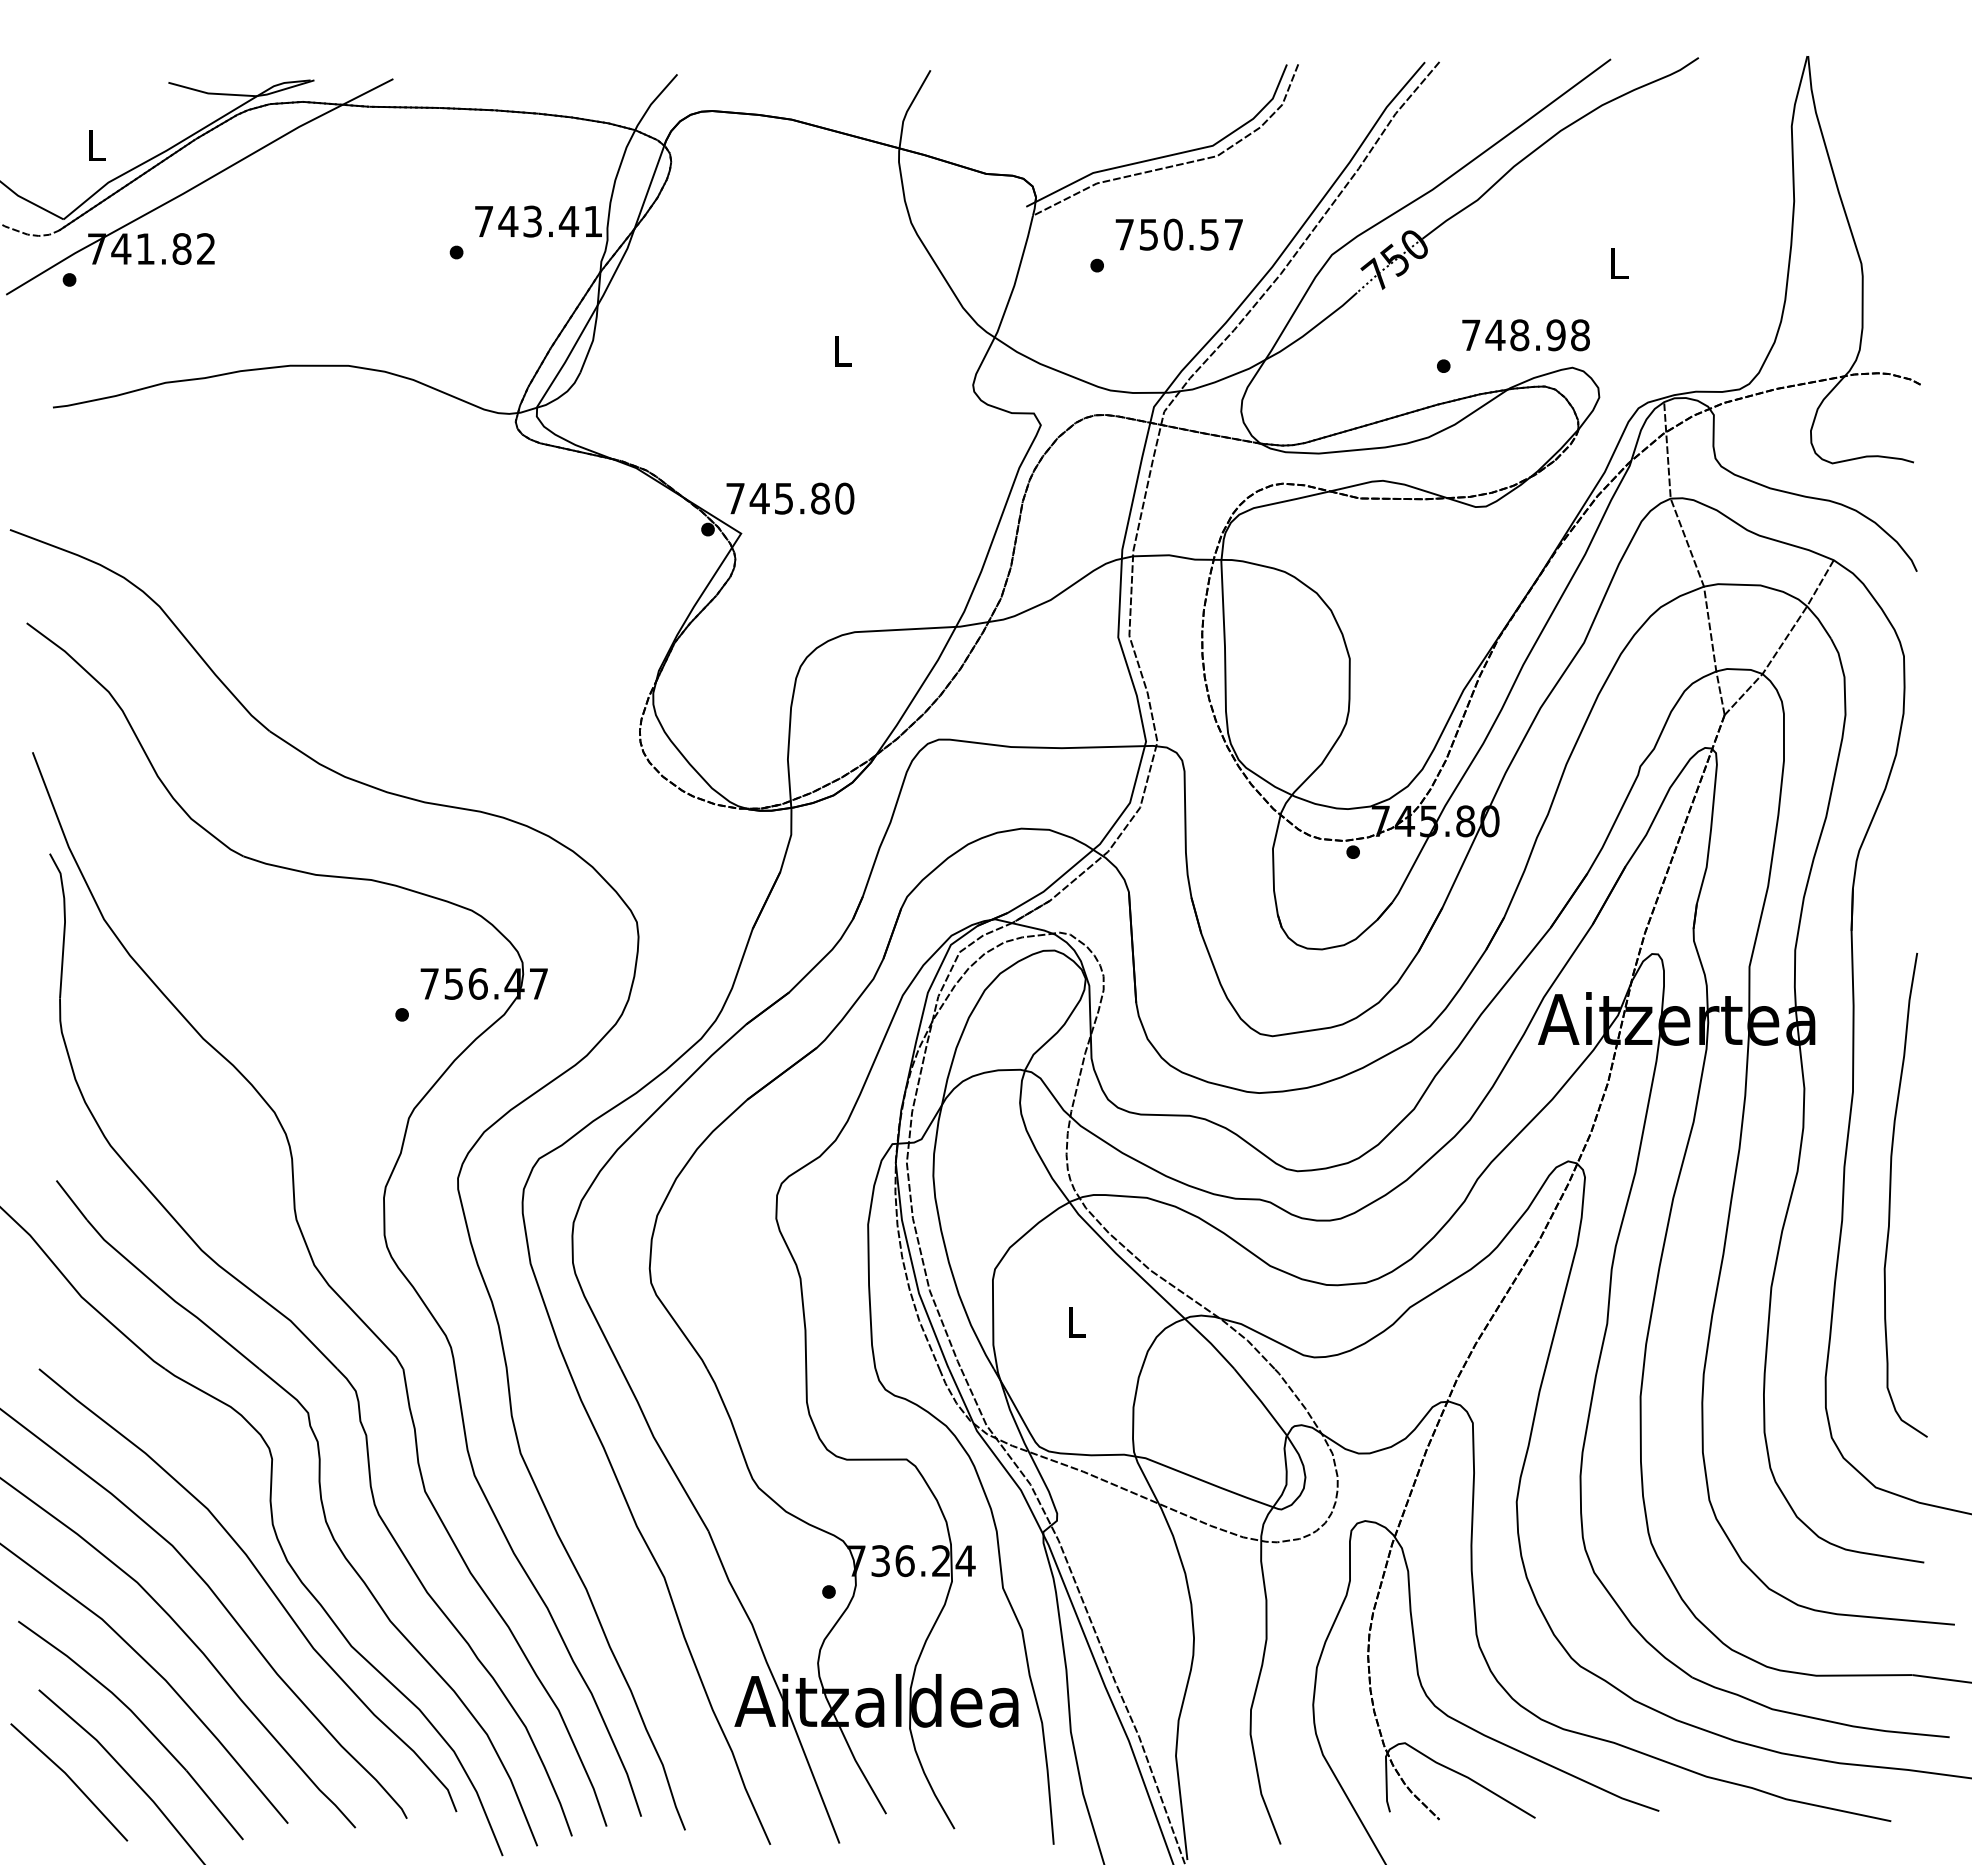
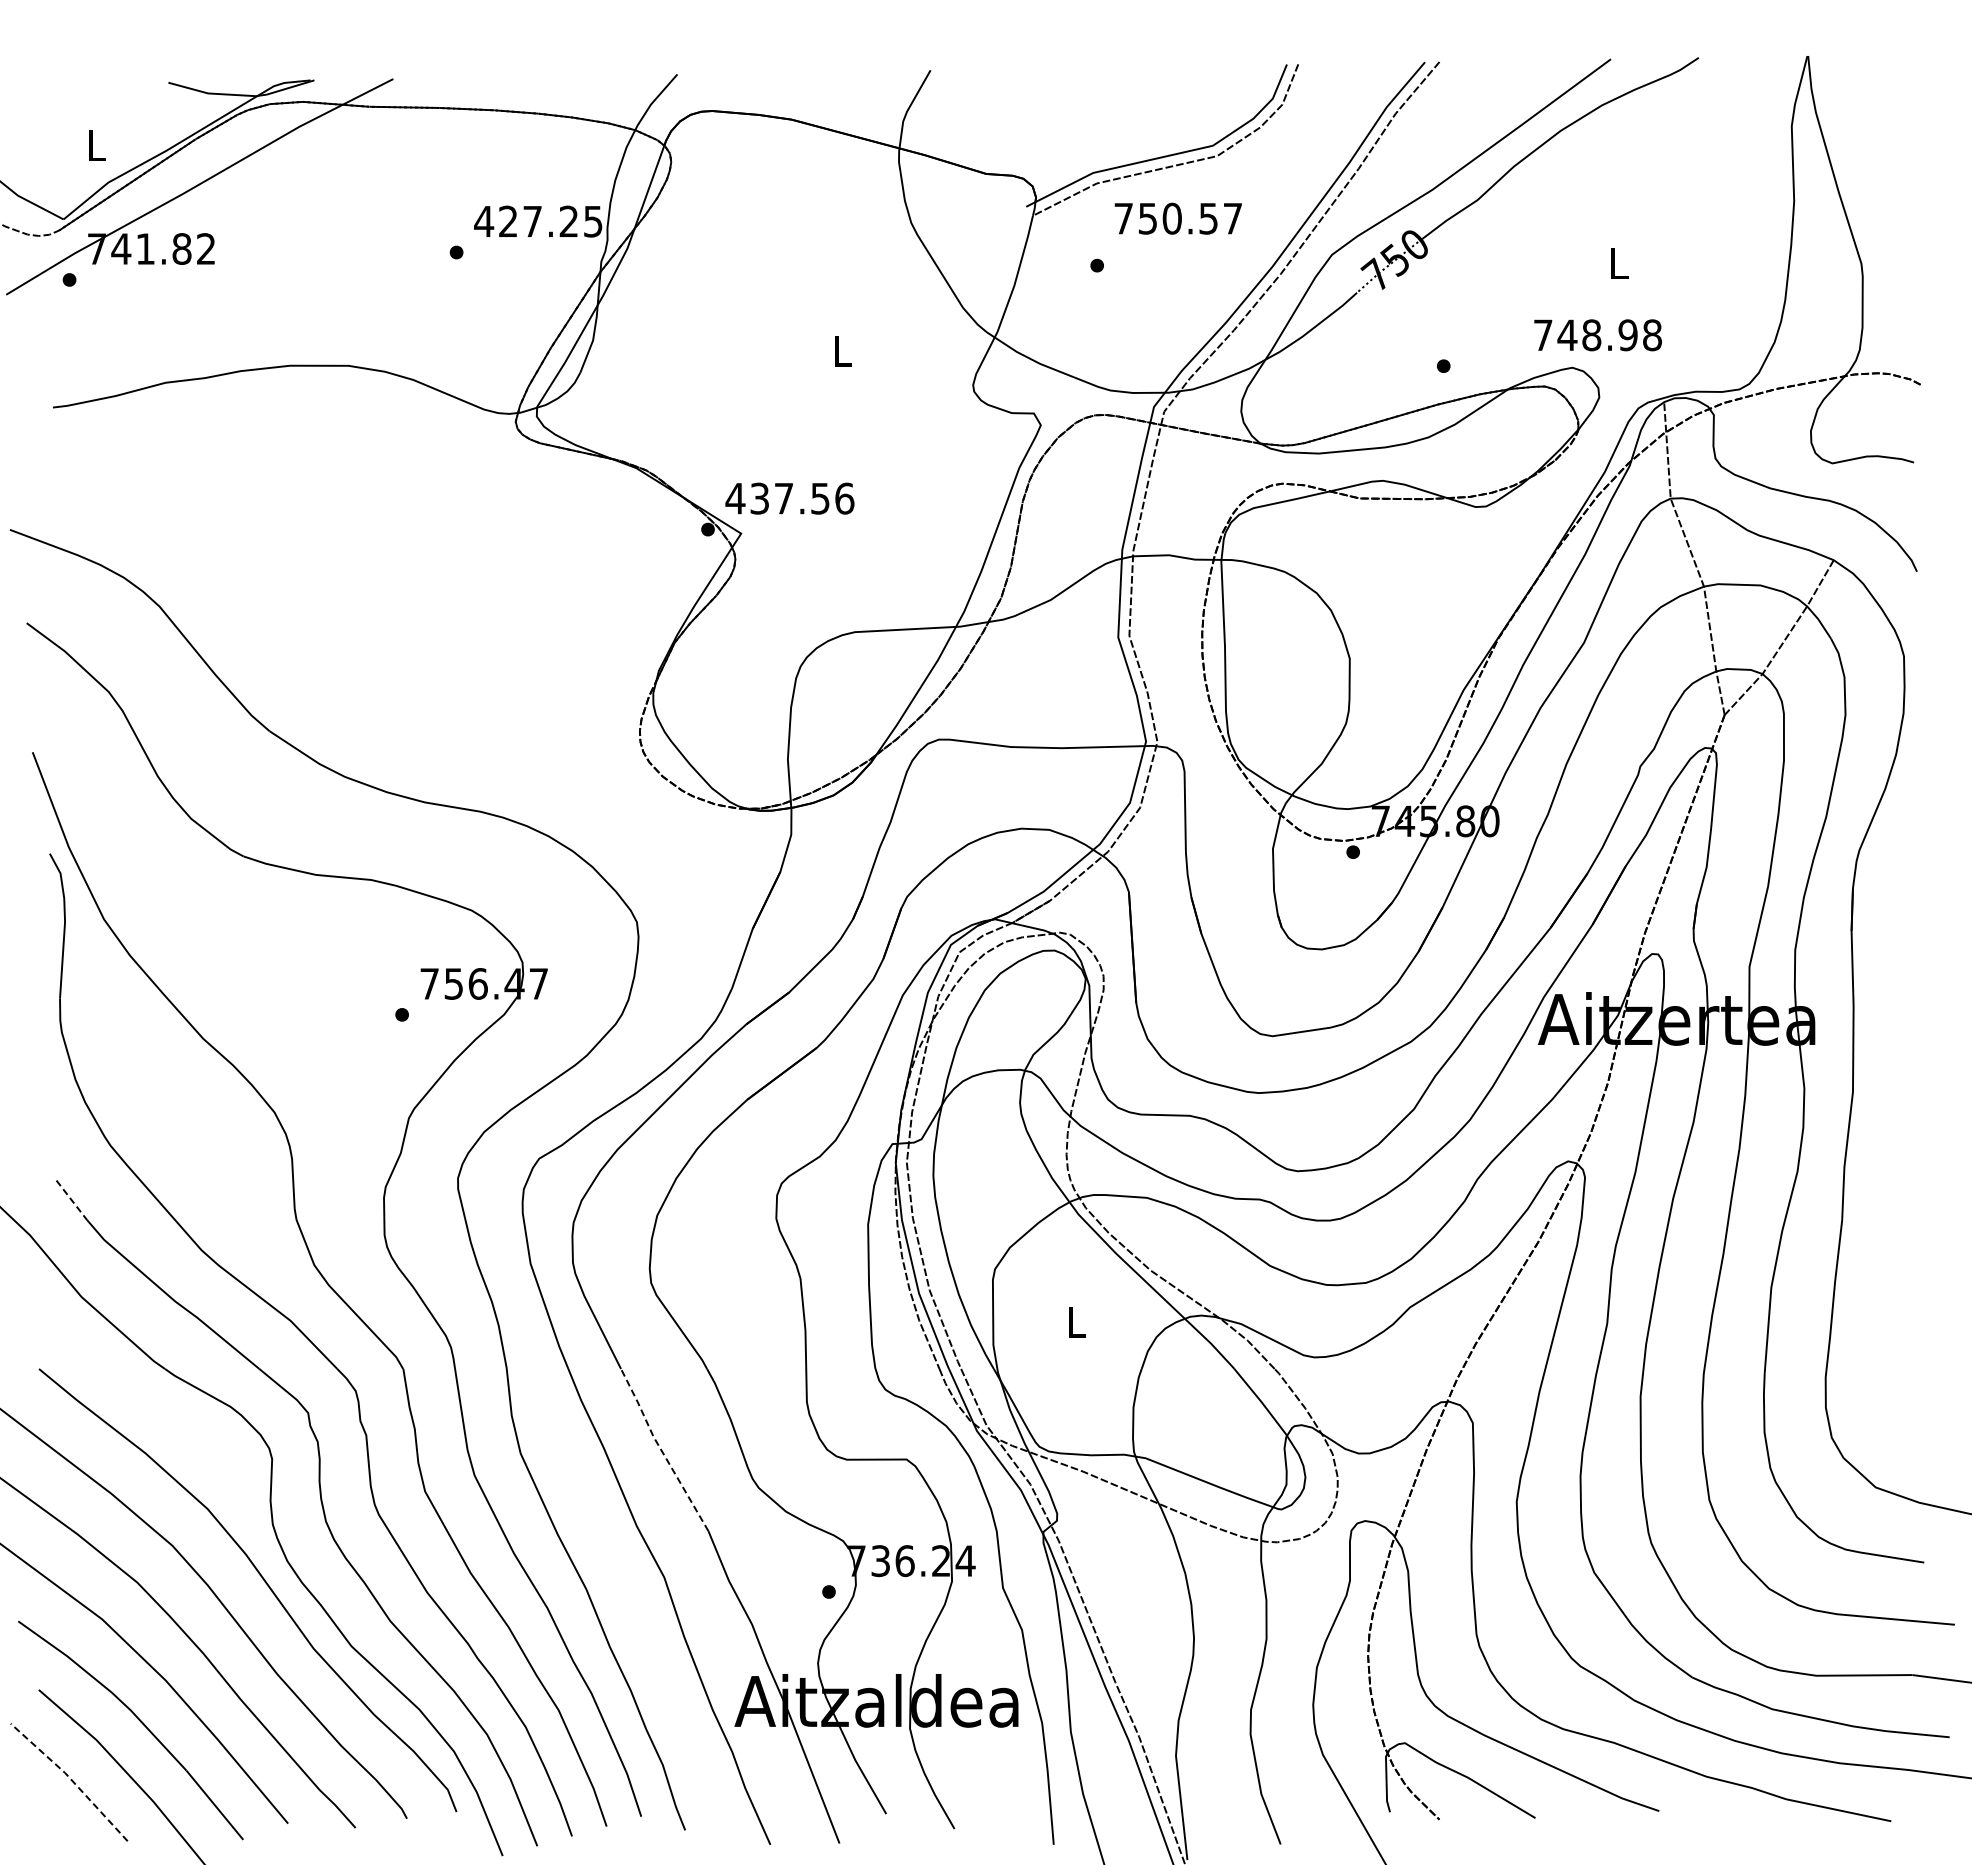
text: 743.41 -> 427.25 (538, 221)
text position: (1178, 234) -> (1177, 218) (1177, 218)
text position: (1525, 335) -> (1597, 335) (1597, 335)
text: 745.80 -> 437.56 (789, 498)
part: present -> none (1891, 1189)
line: solid -> dashed (72, 1200)
line: solid -> dashed (661, 1450)
line: solid -> dashed (71, 1779)
